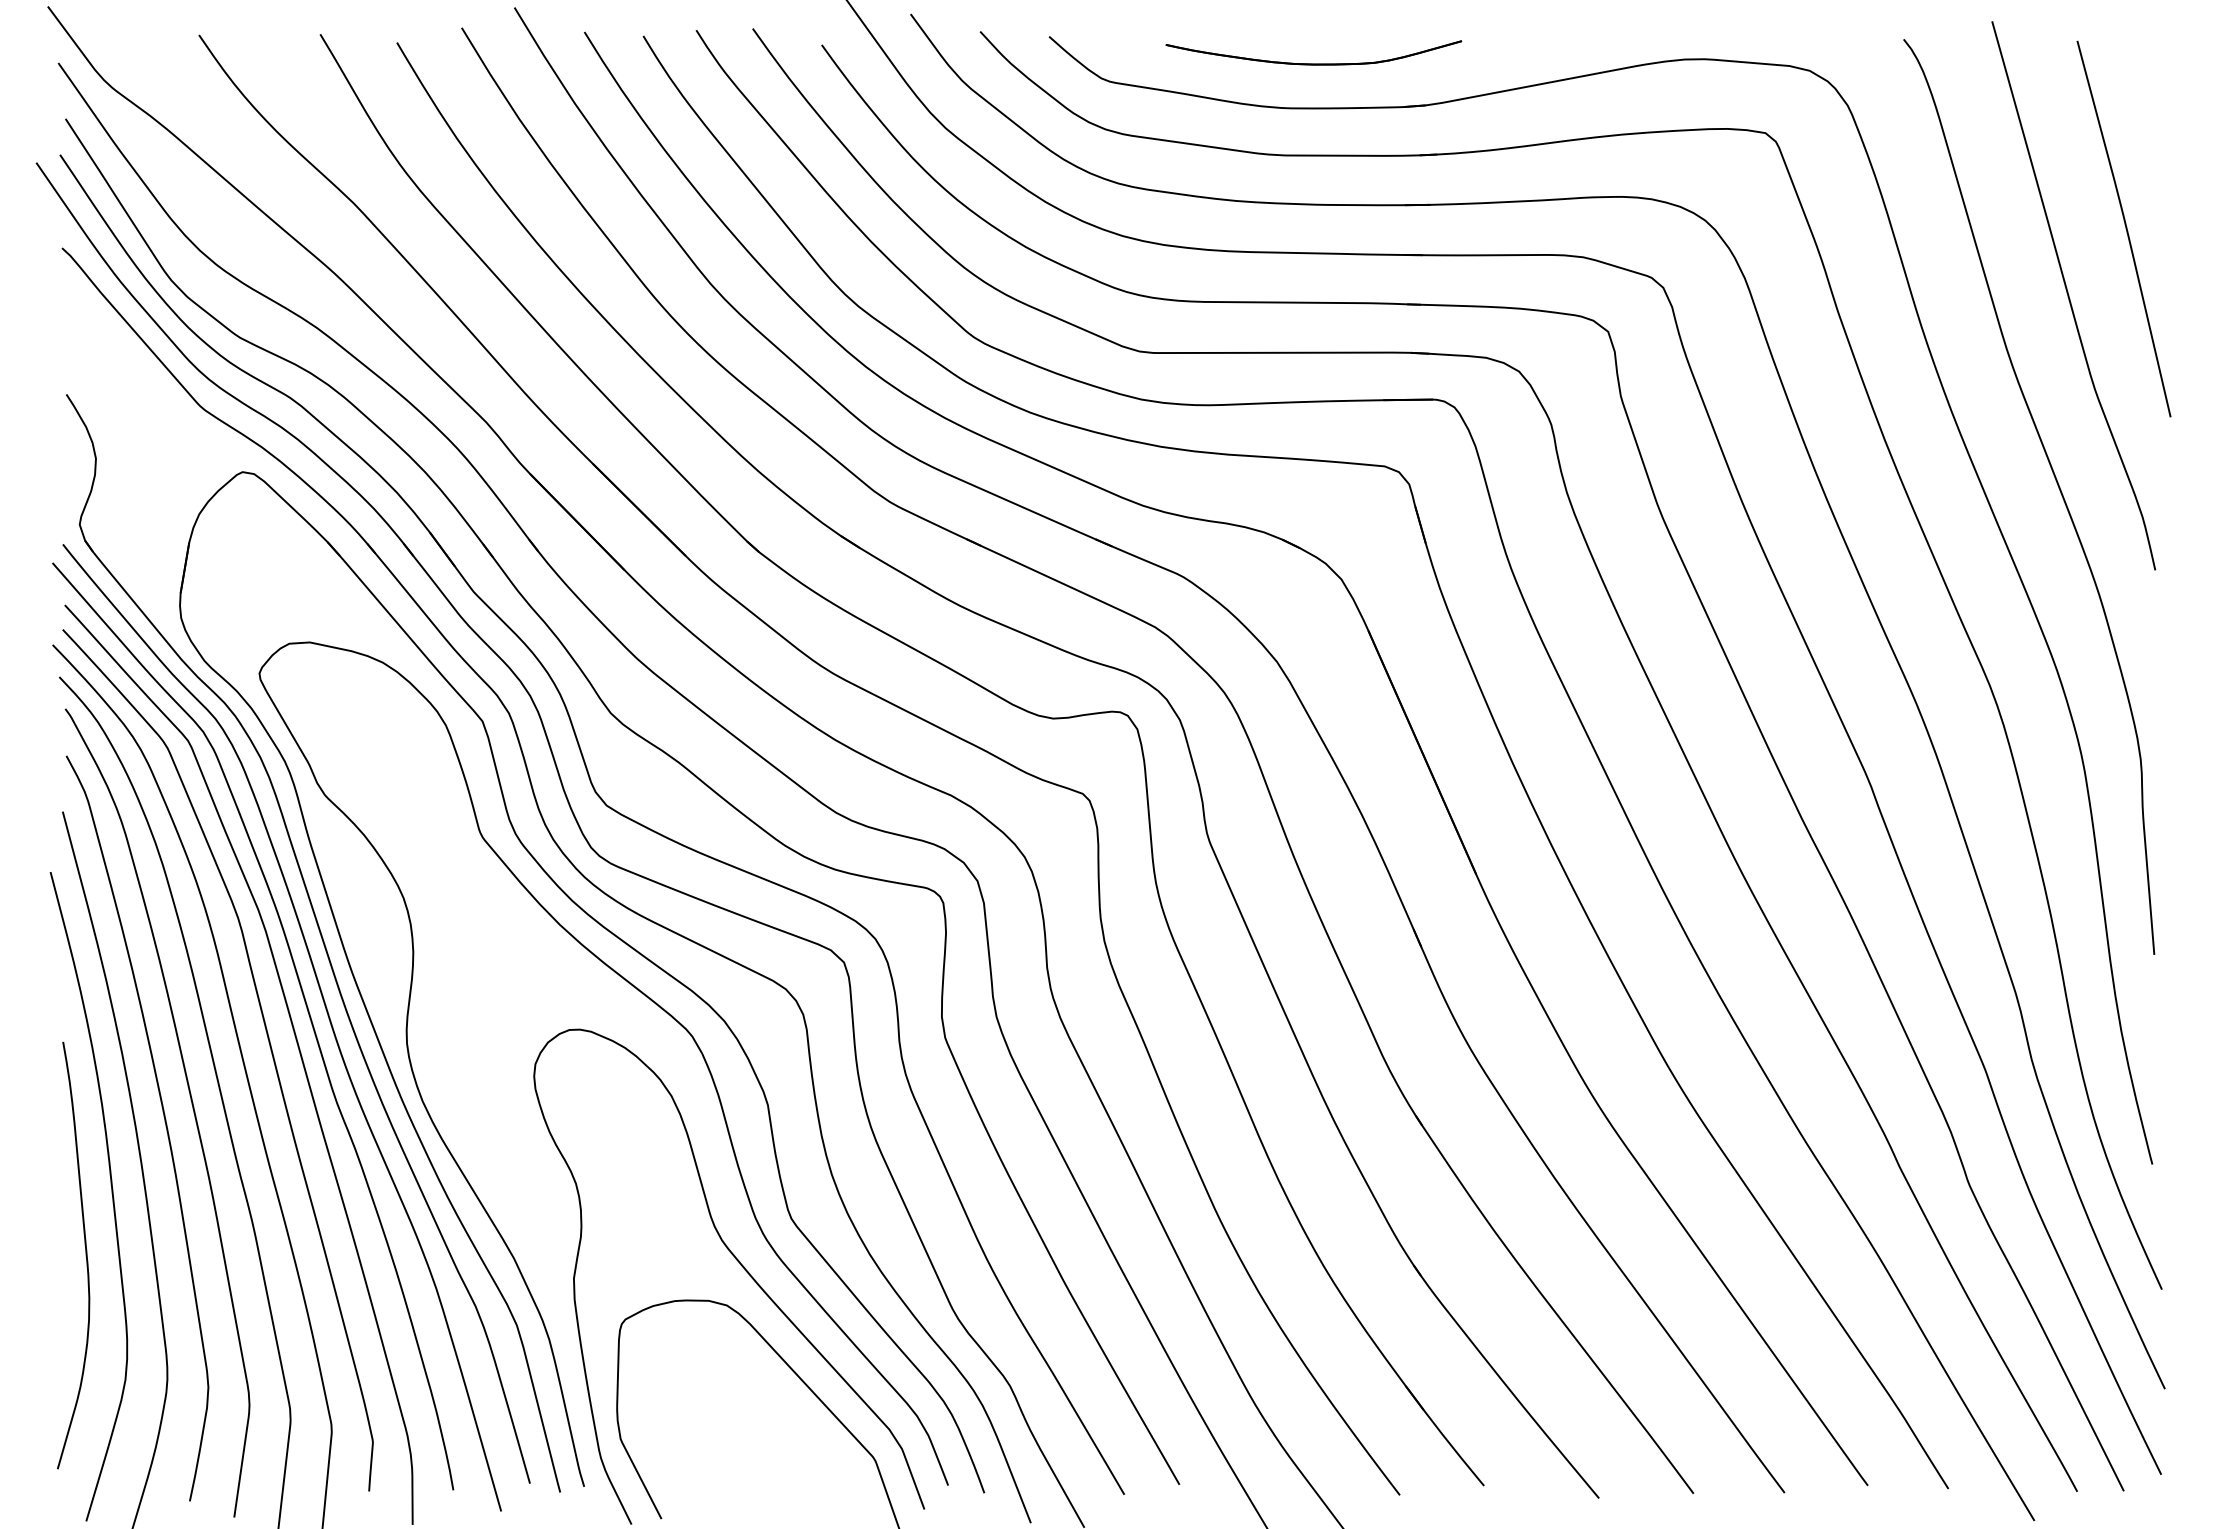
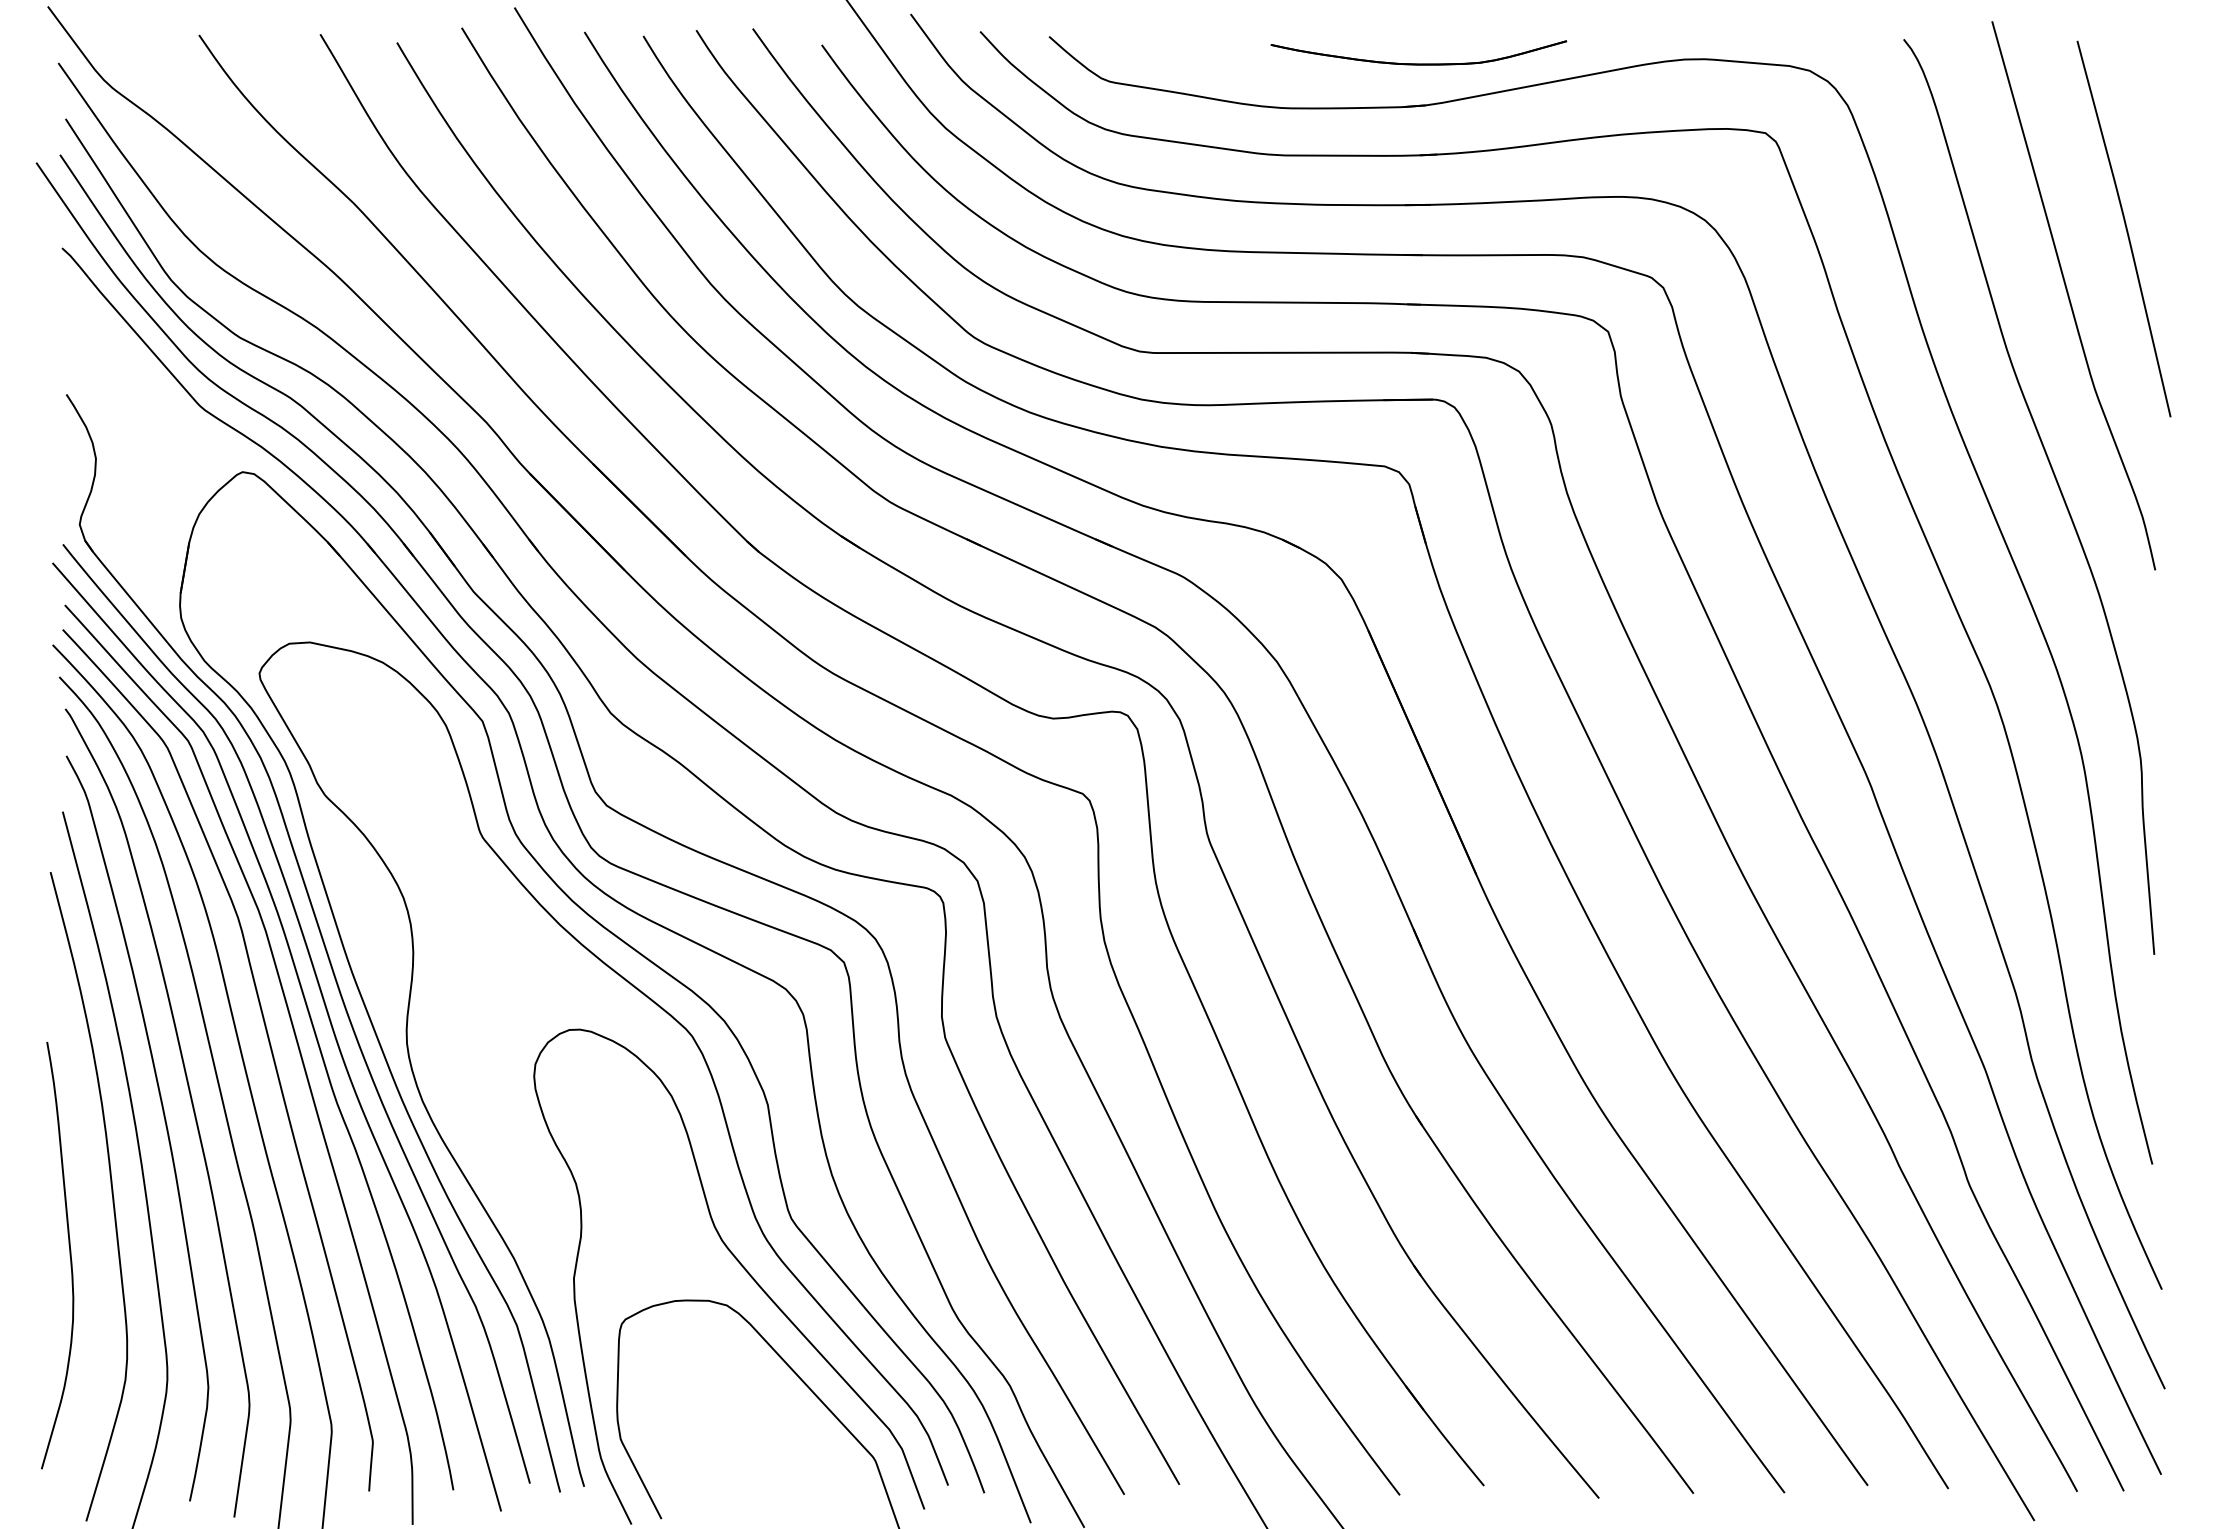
part position: (1313, 63) -> (1418, 63) (1418, 63)
curve position: (85, 1255) -> (69, 1255) (69, 1255)
